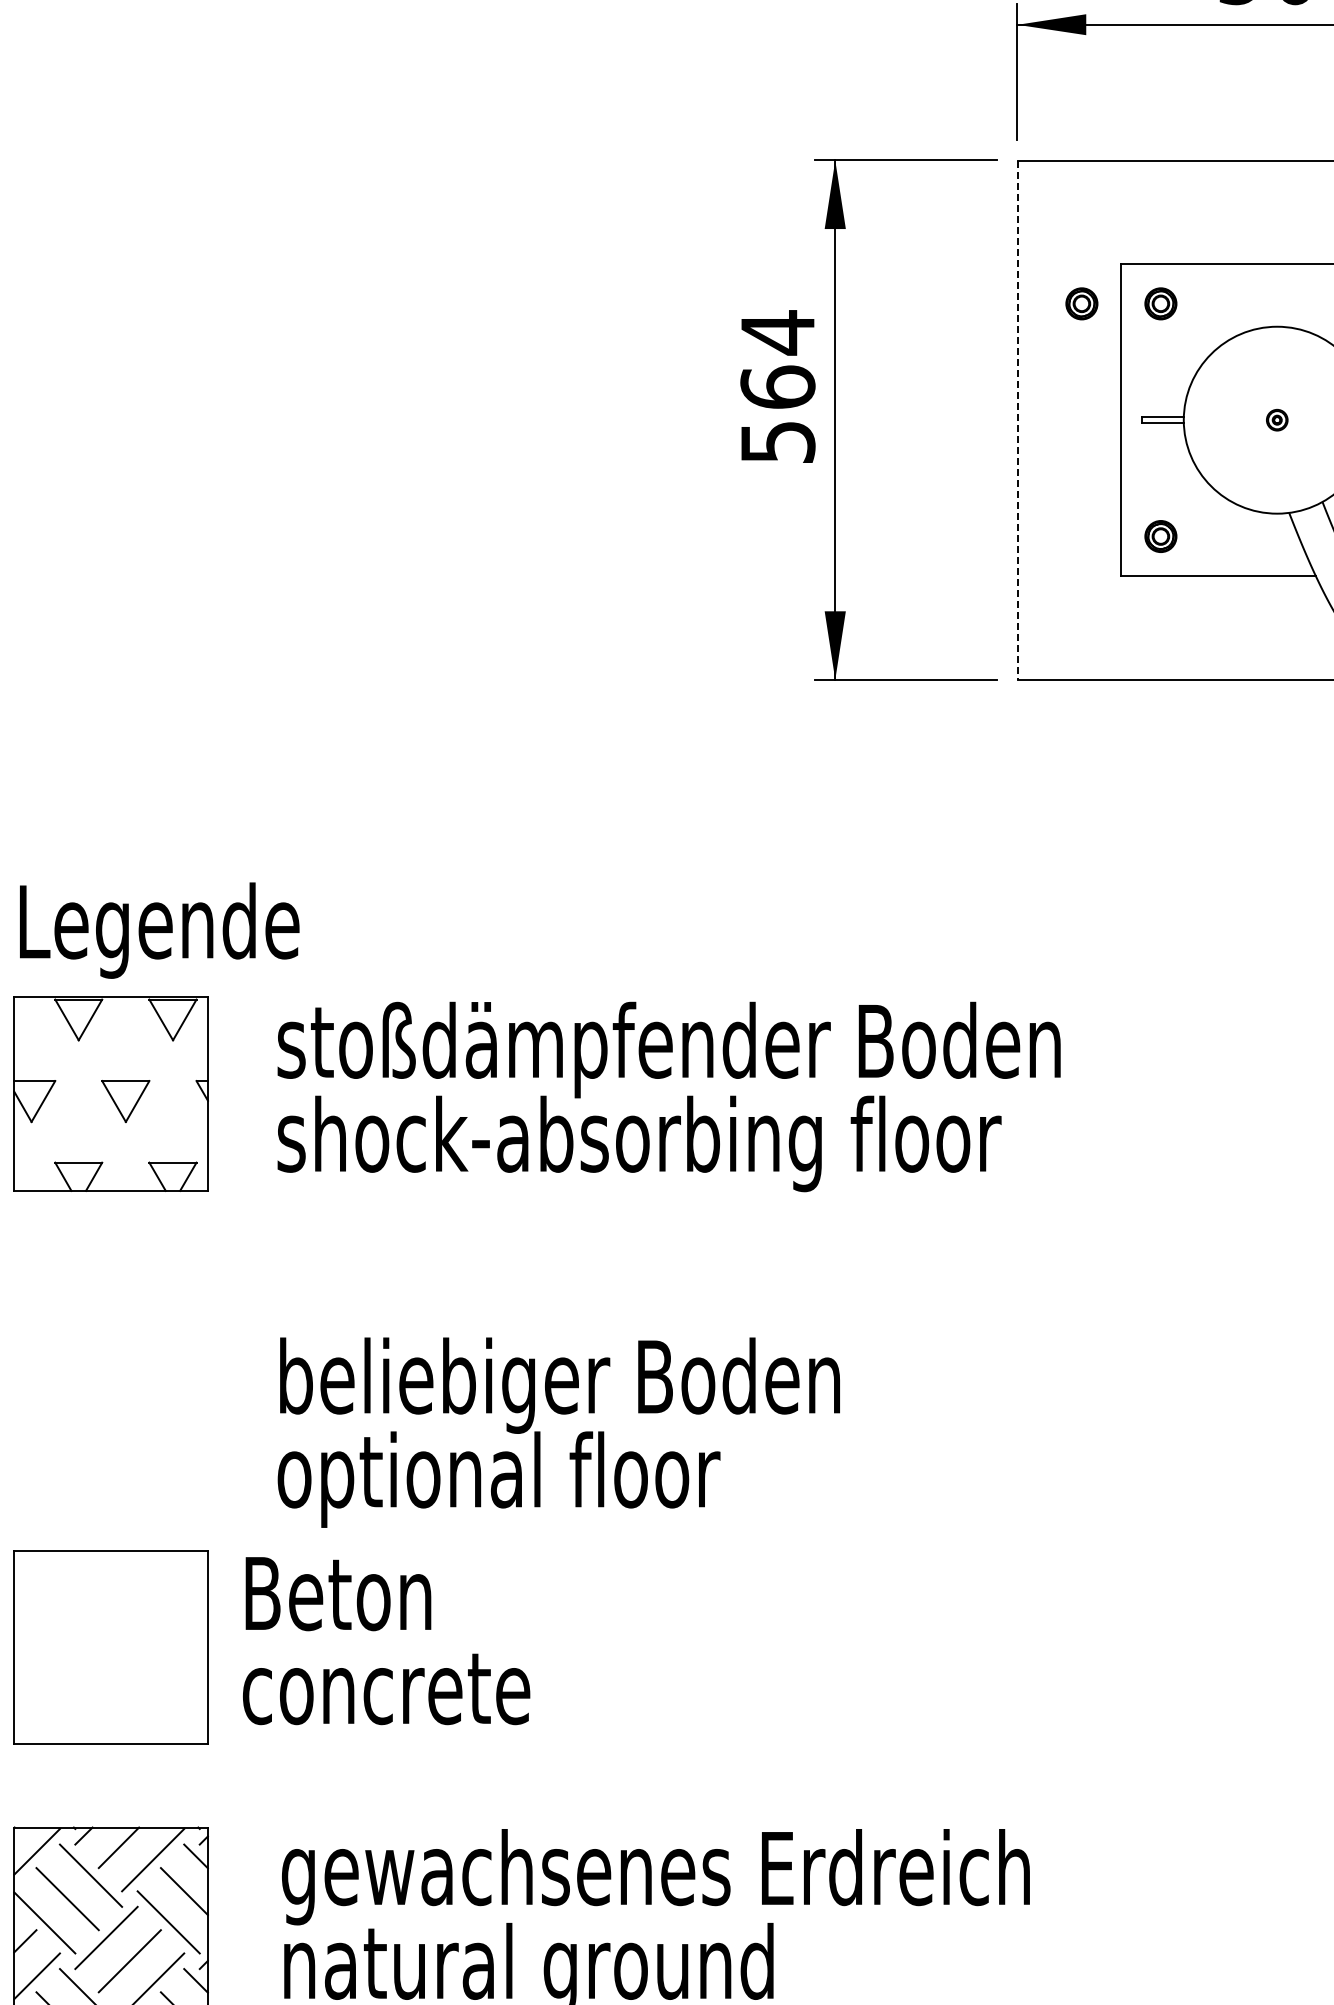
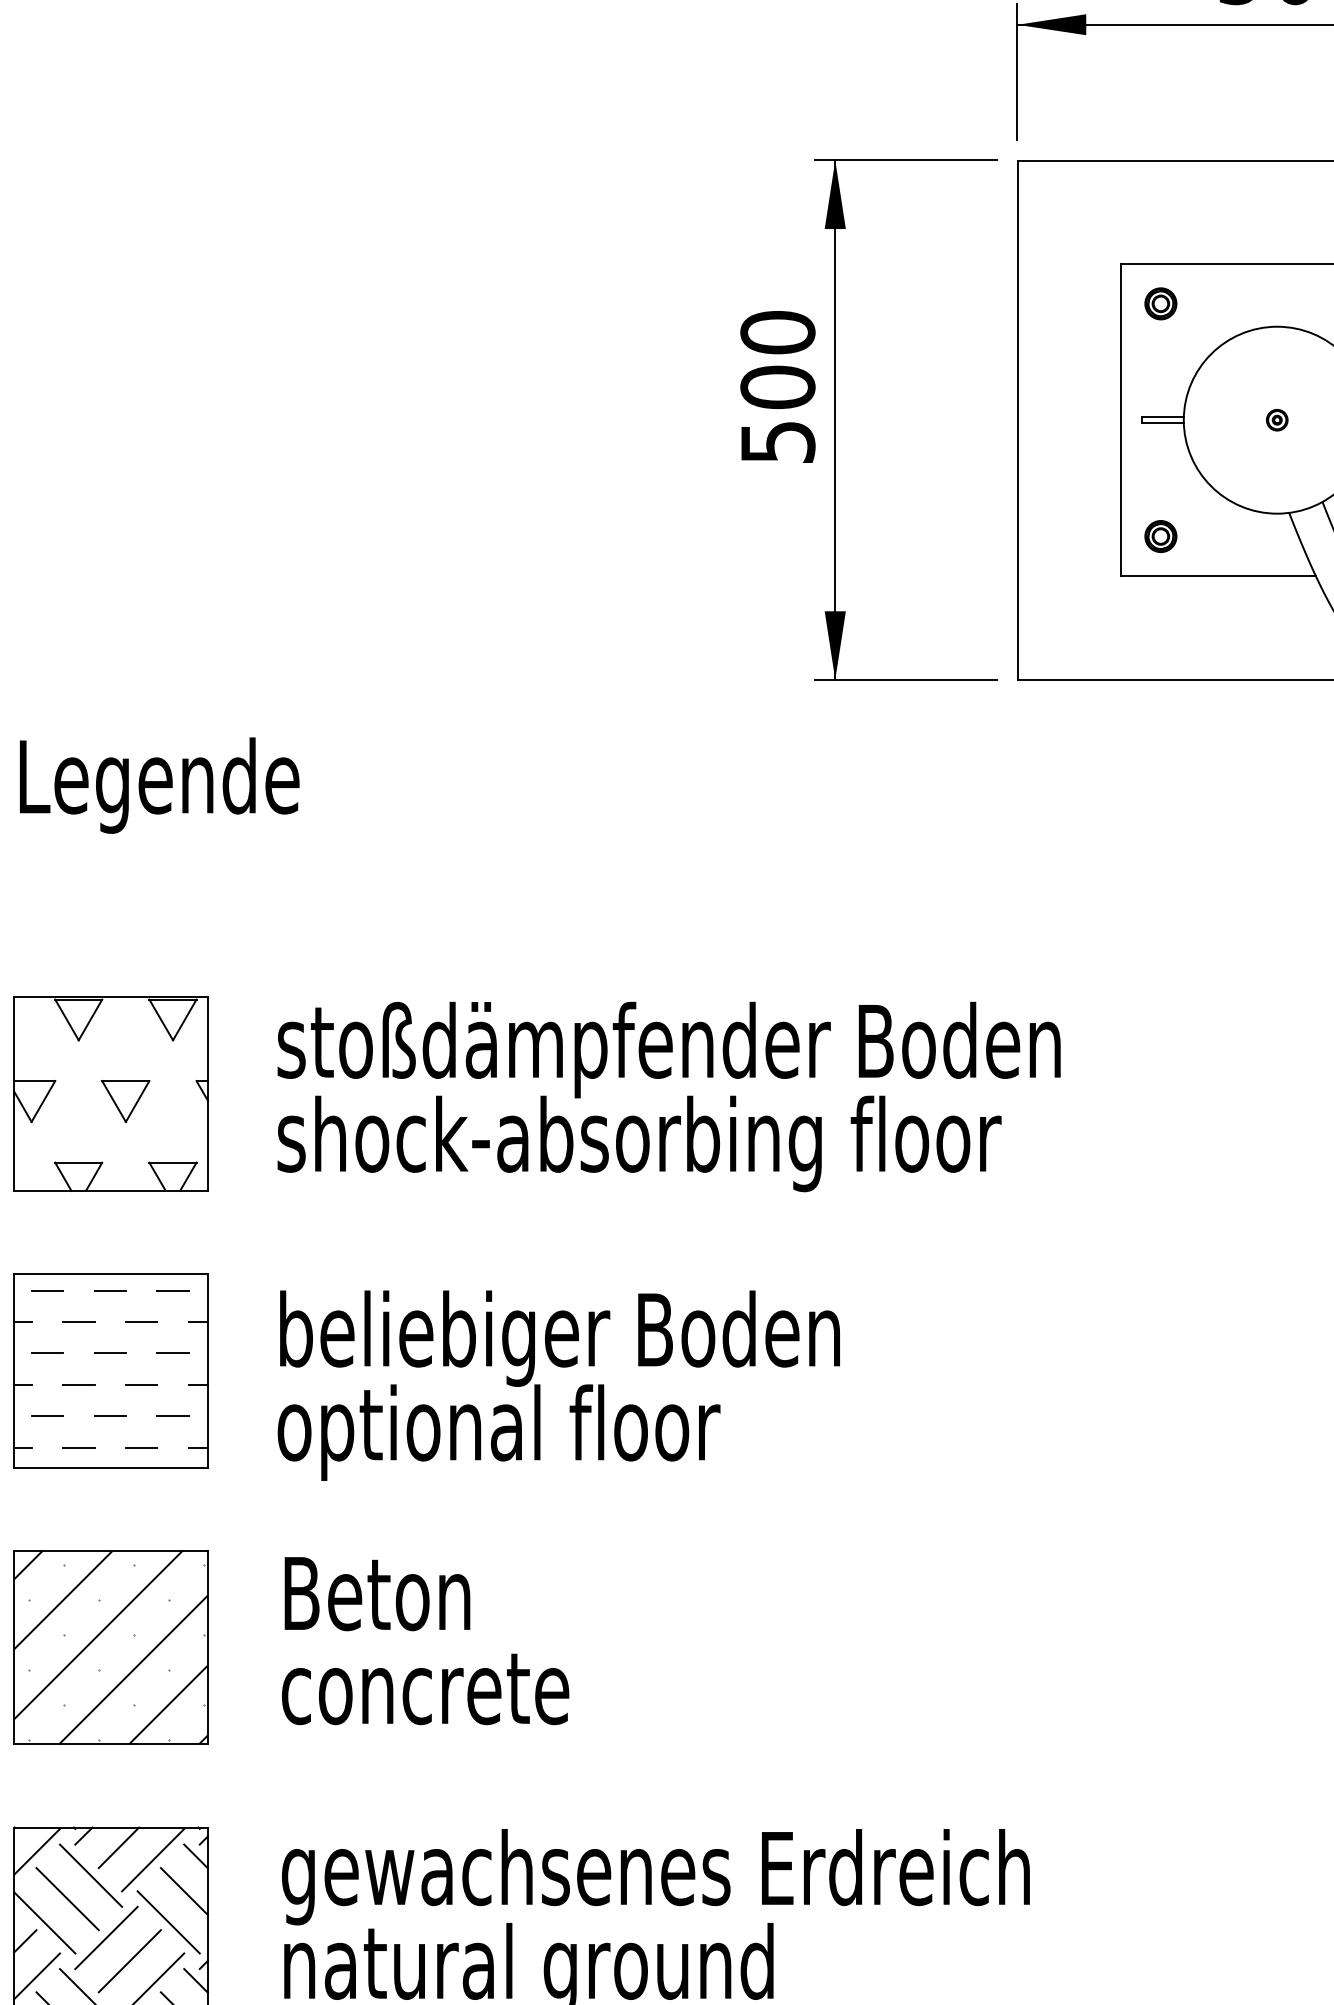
part: present -> none (1081, 303)
text: 564 -> 500 (777, 359)
line: dashed -> solid (1017, 420)
text position: (159, 930) -> (159, 785) (159, 785)
part: none -> present (110, 1370)
text position: (558, 1432) -> (558, 1385) (558, 1385)
text position: (386, 1641) -> (425, 1641) (425, 1641)
hatch: none -> present (110, 1647)
